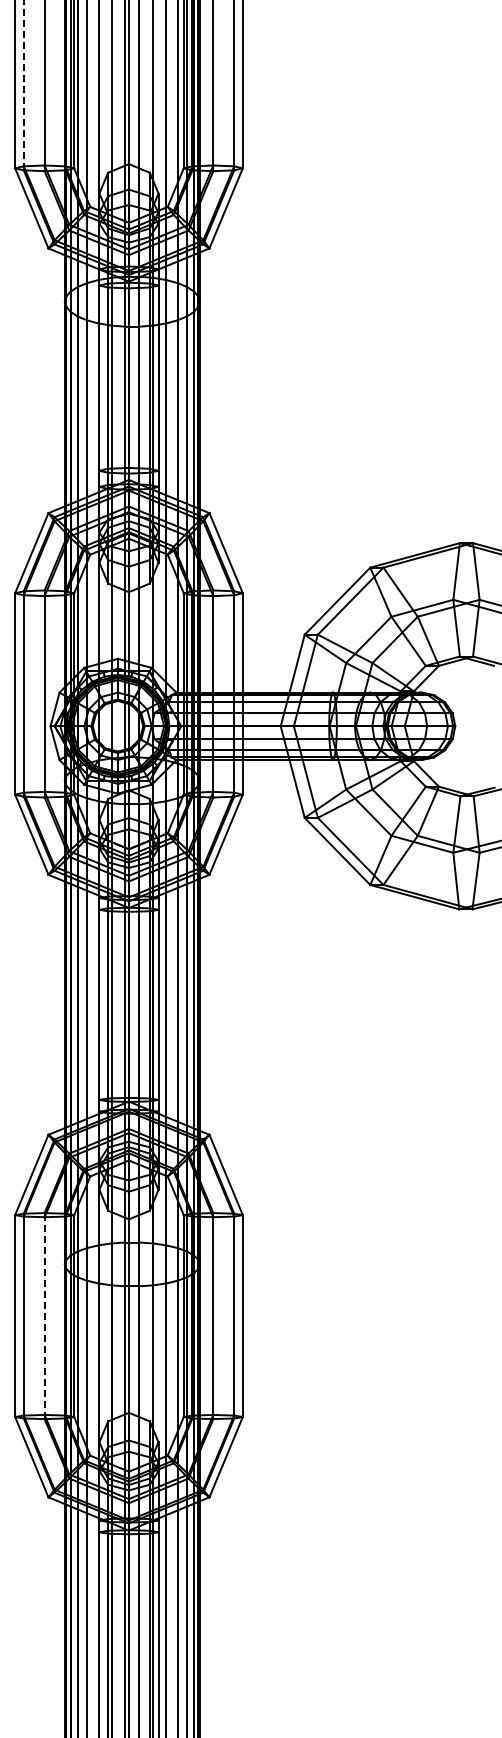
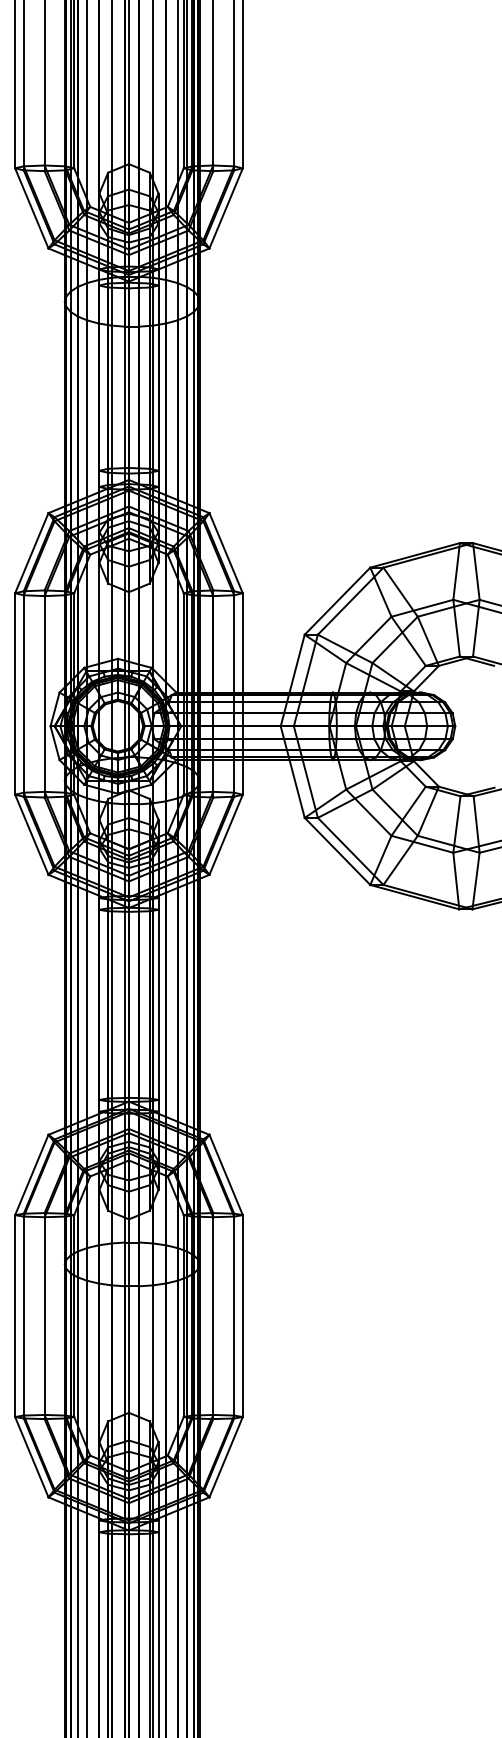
line: dashed -> solid (23, 85)
line: dashed -> solid (44, 1316)
